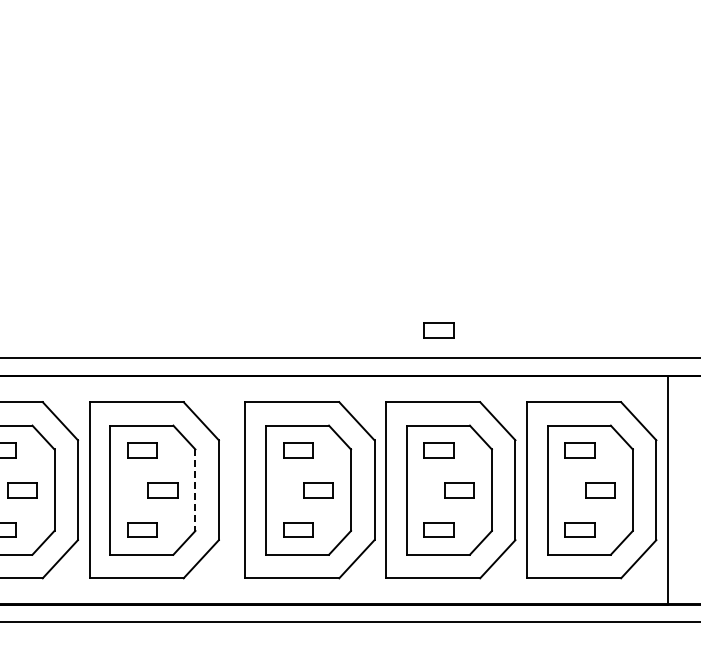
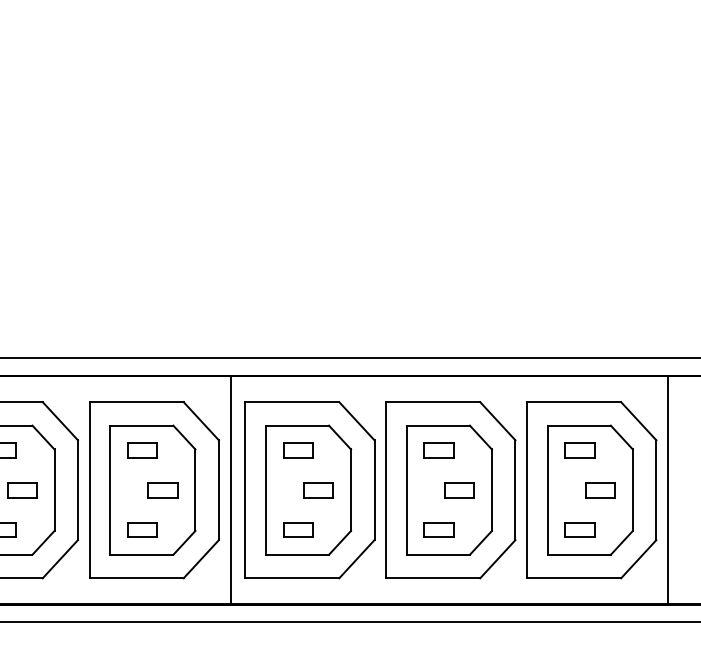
part: present -> none (438, 330)
line: none -> present (230, 489)
line: dashed -> solid (195, 490)
